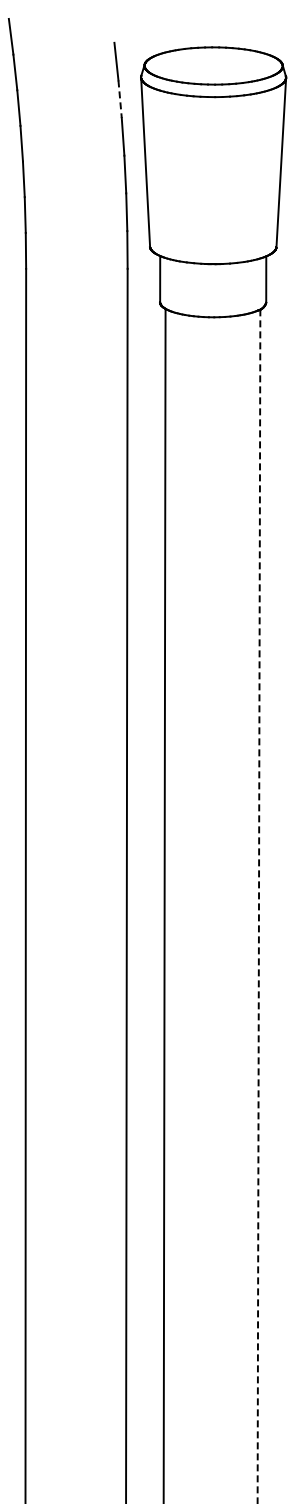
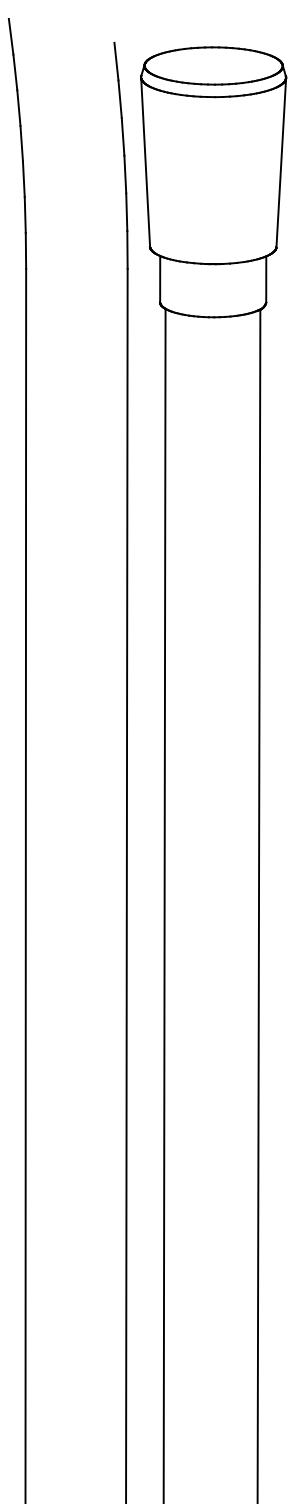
line: dashed -> solid (120, 99)
line: dashed -> solid (258, 906)
